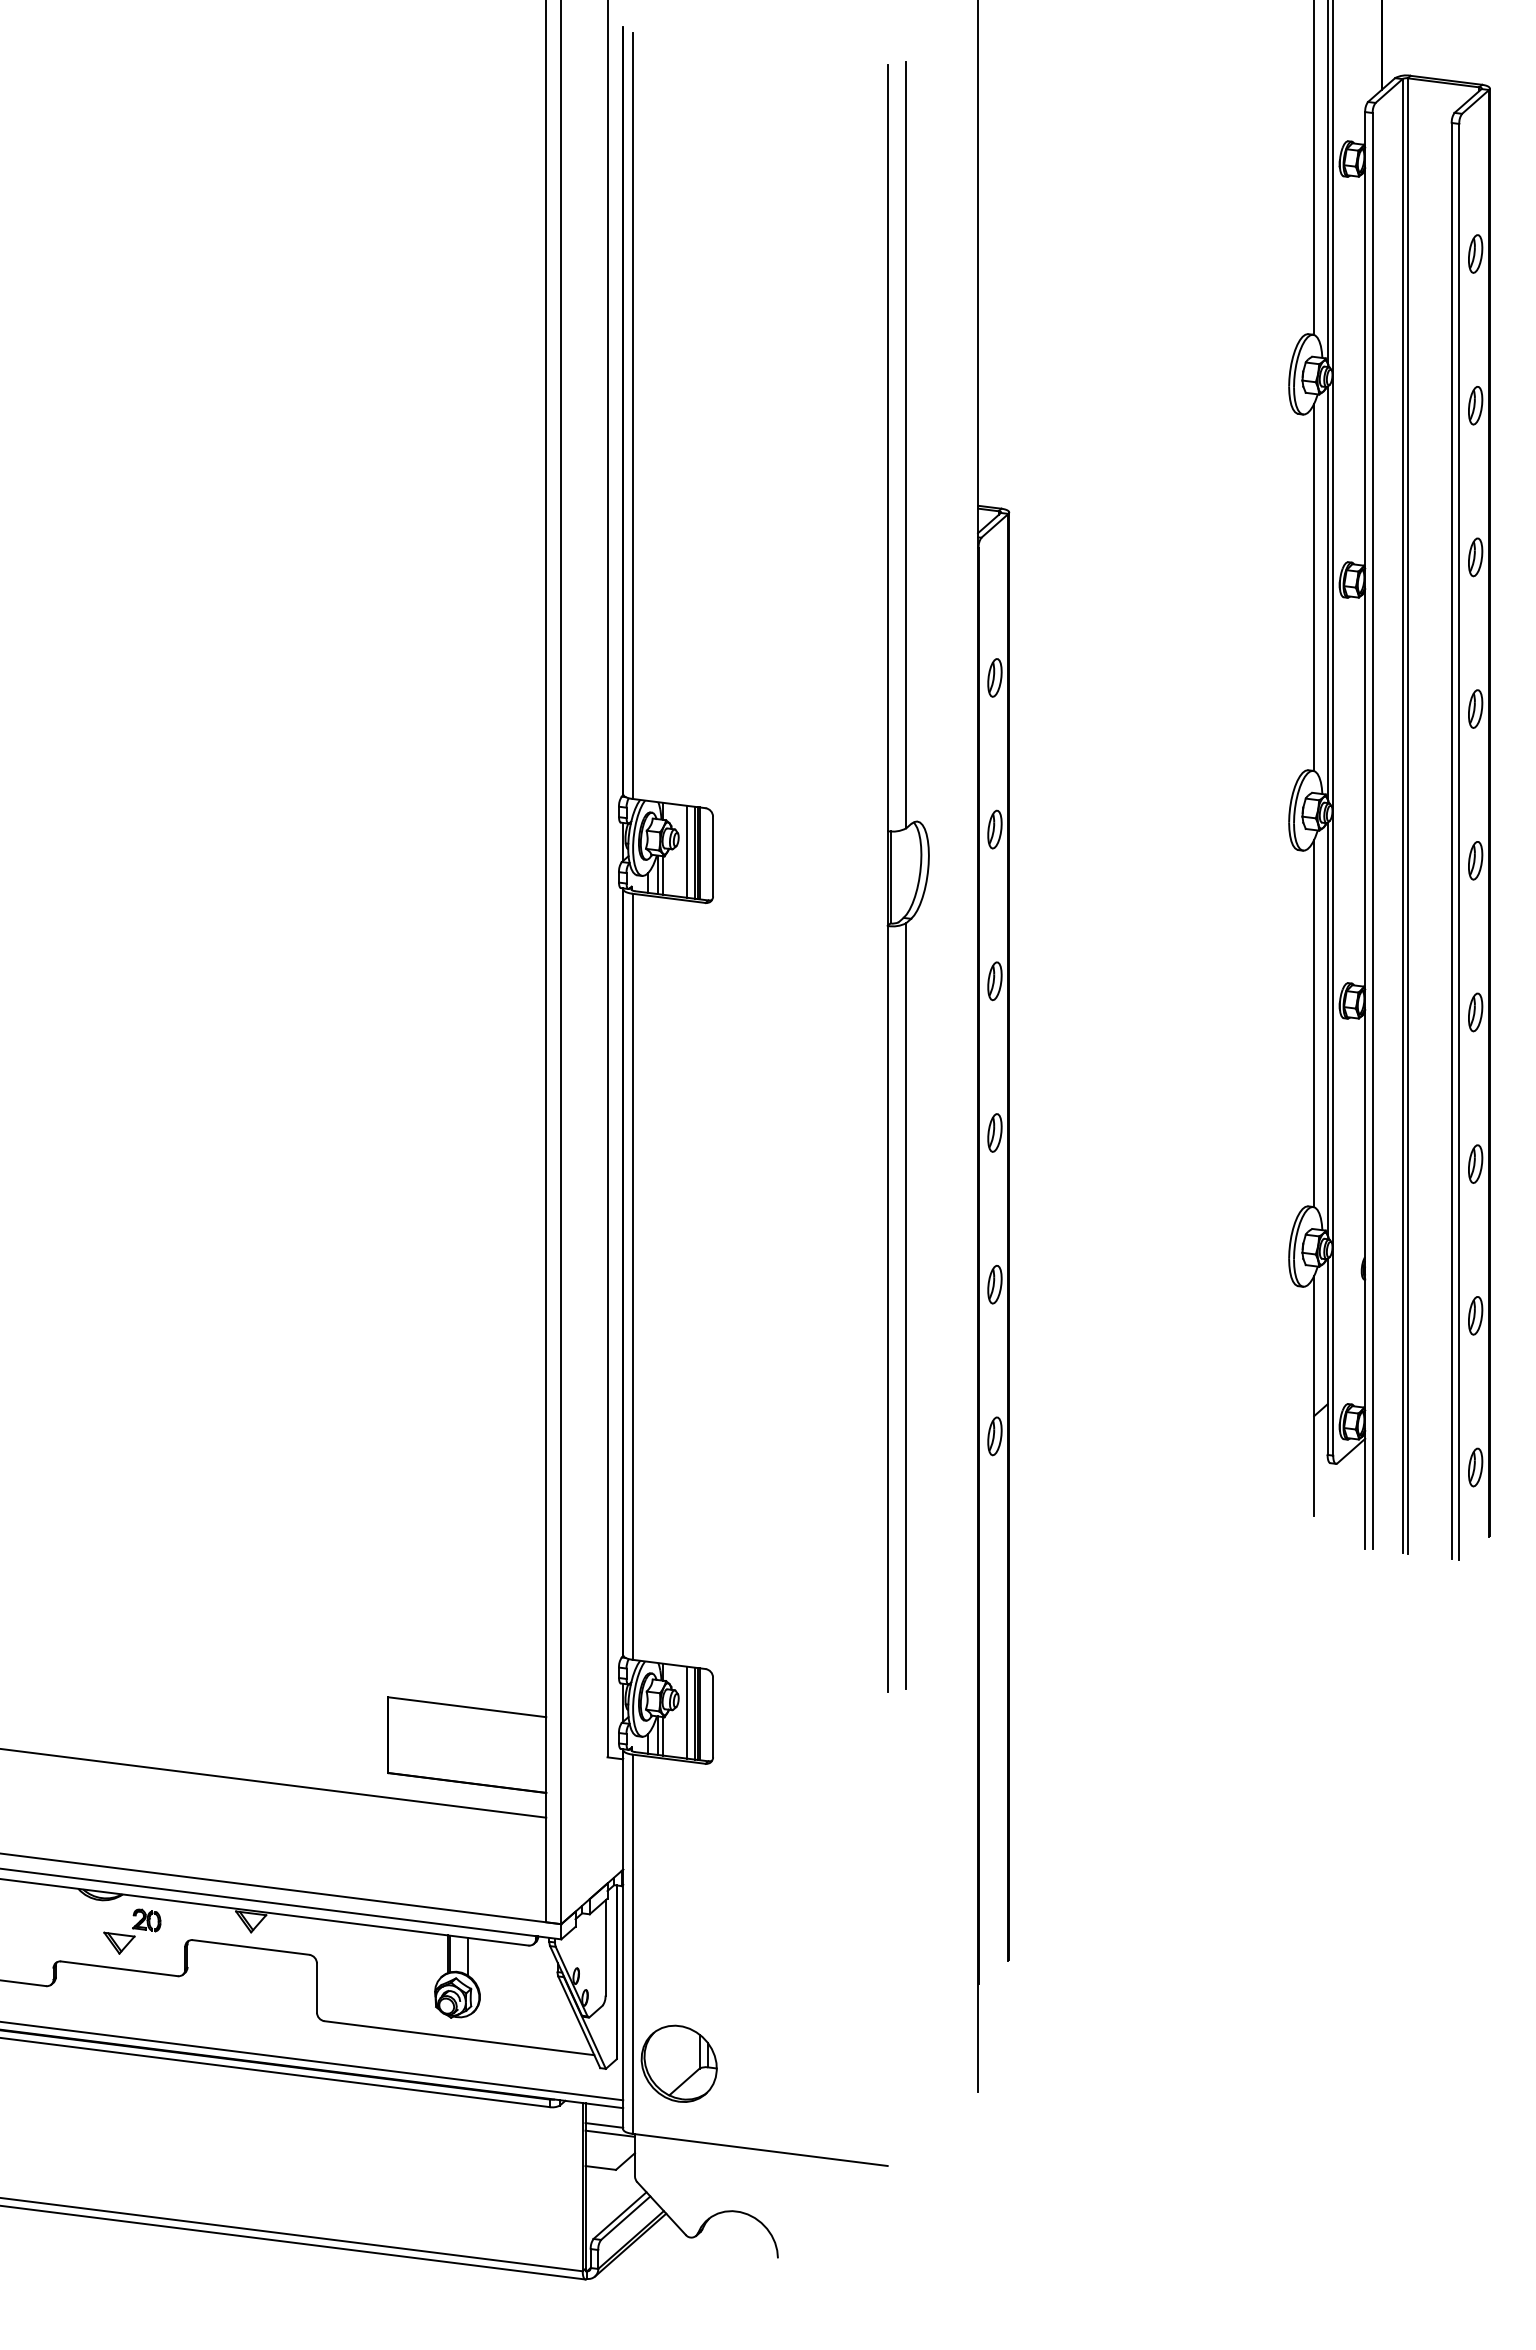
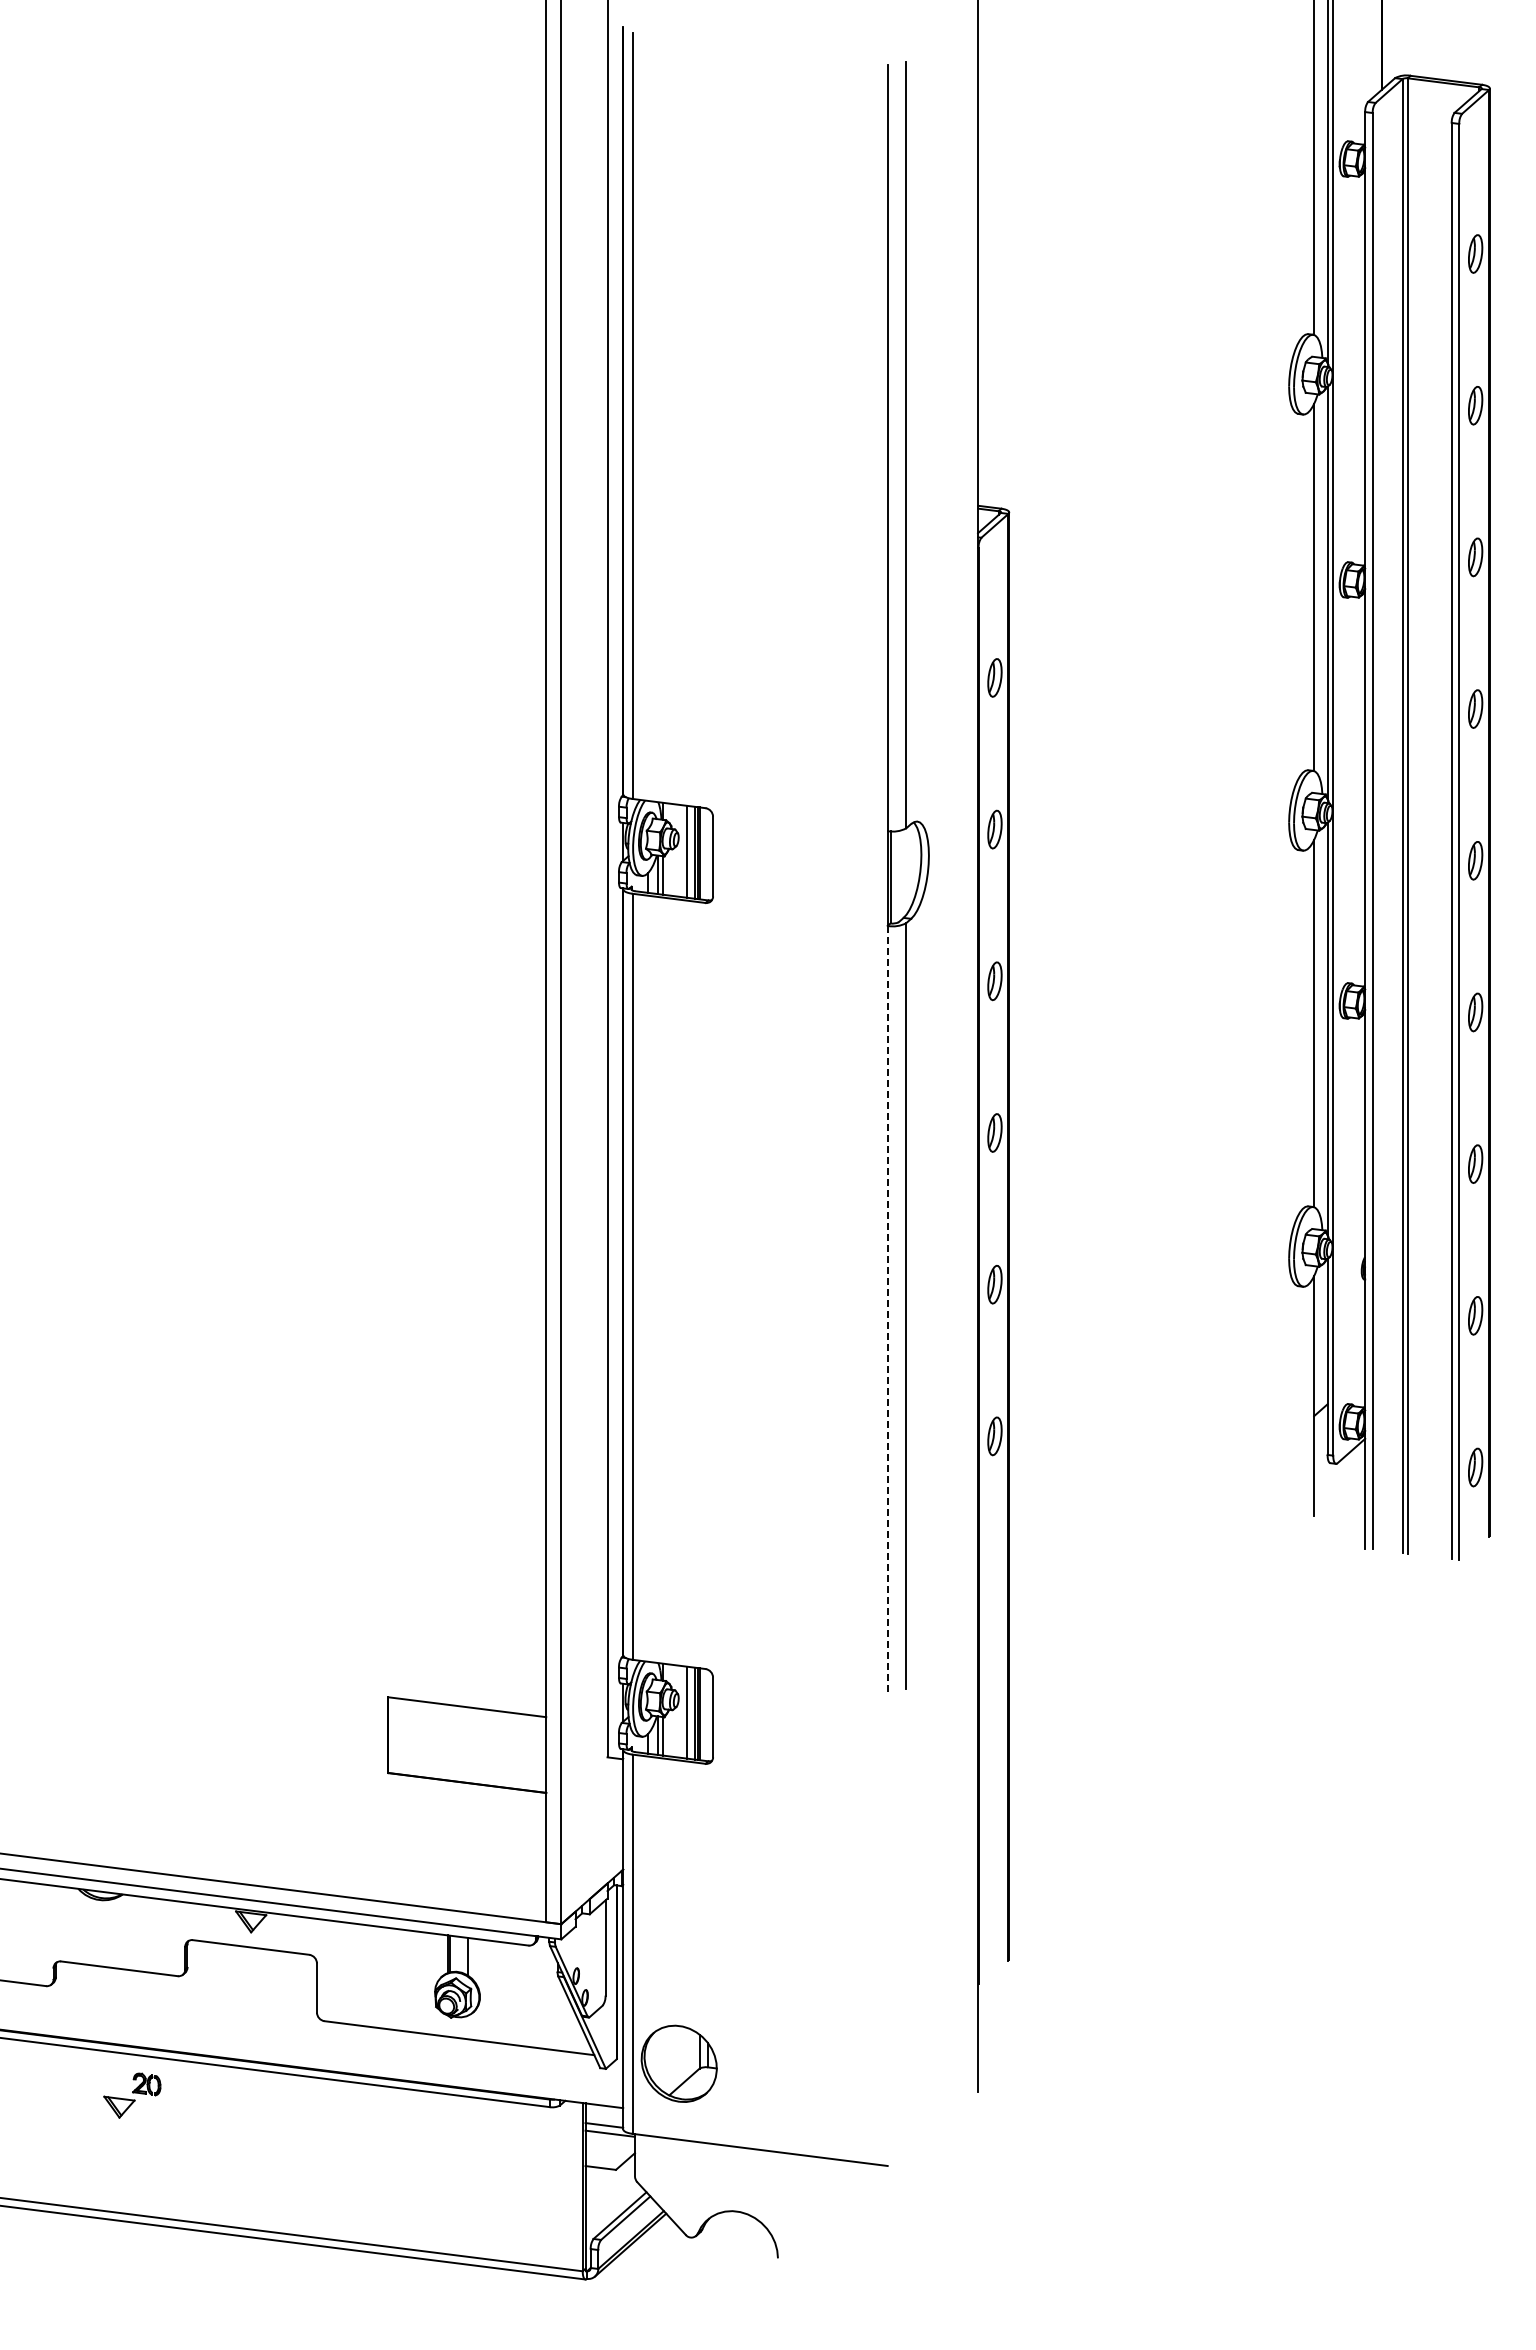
line: solid -> dashed (887, 1309)
line: present -> none (274, 1783)
part position: (132, 1931) -> (132, 2095) (132, 2095)
line: present -> none (312, 2061)
